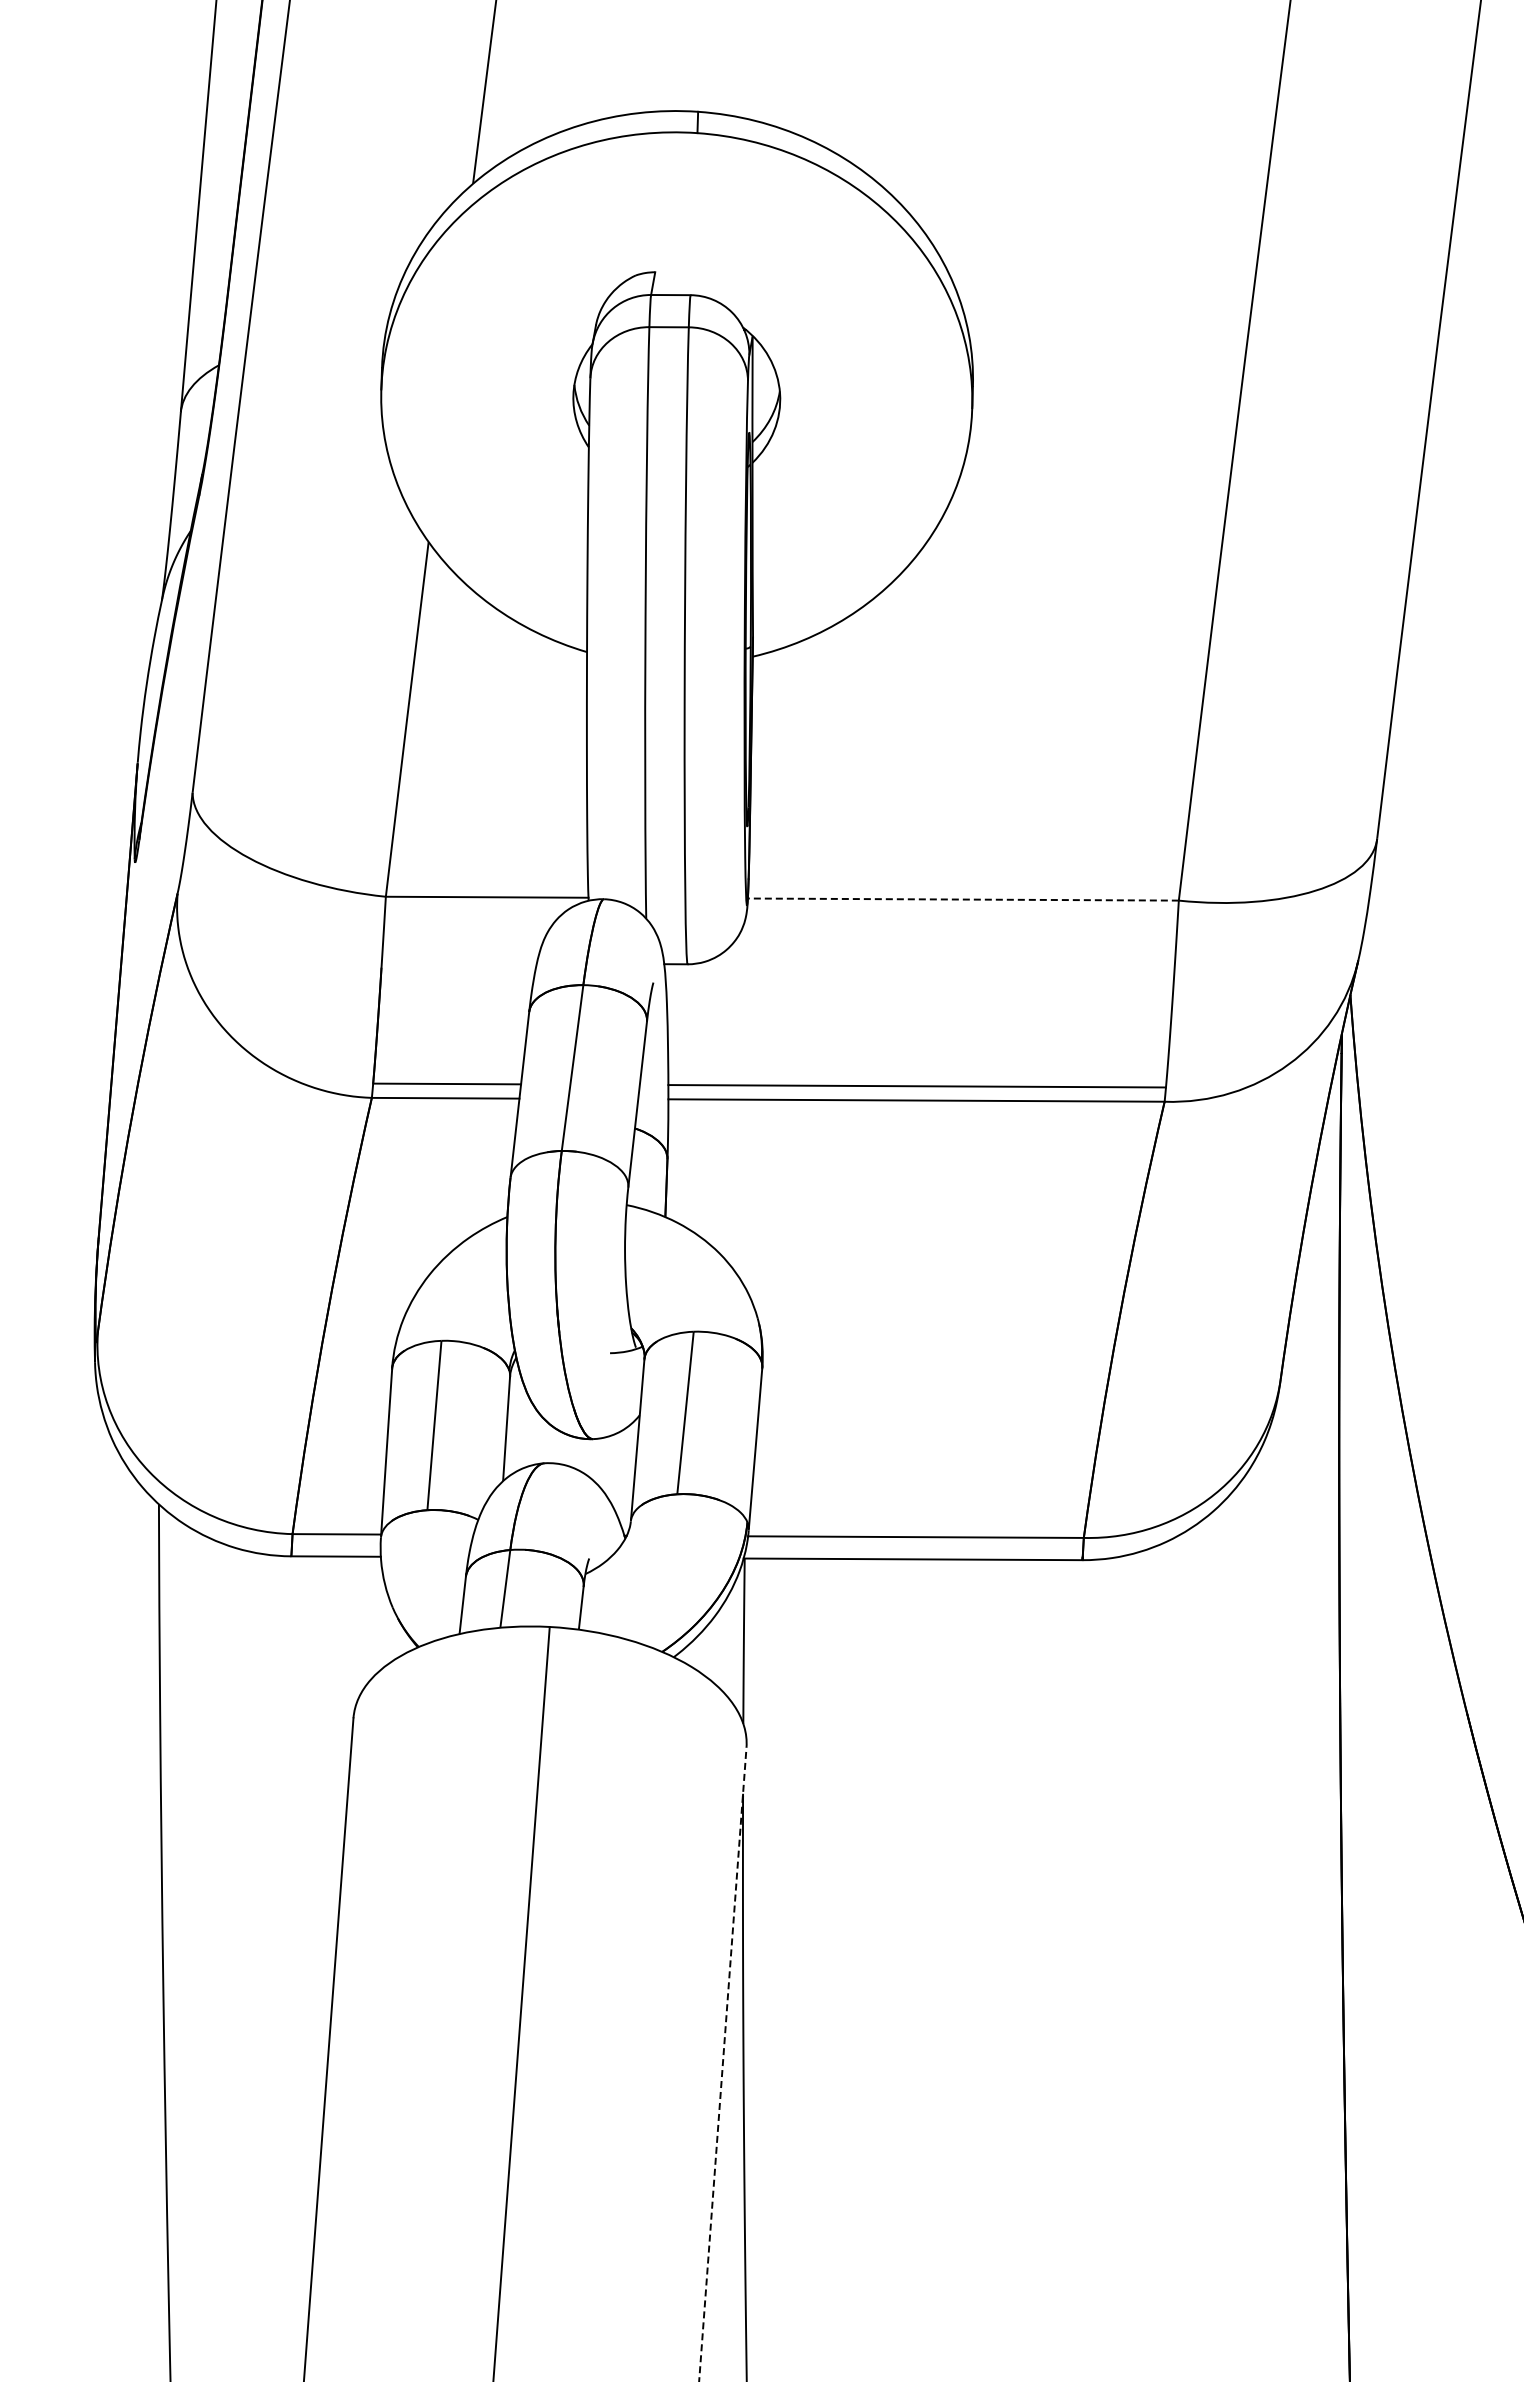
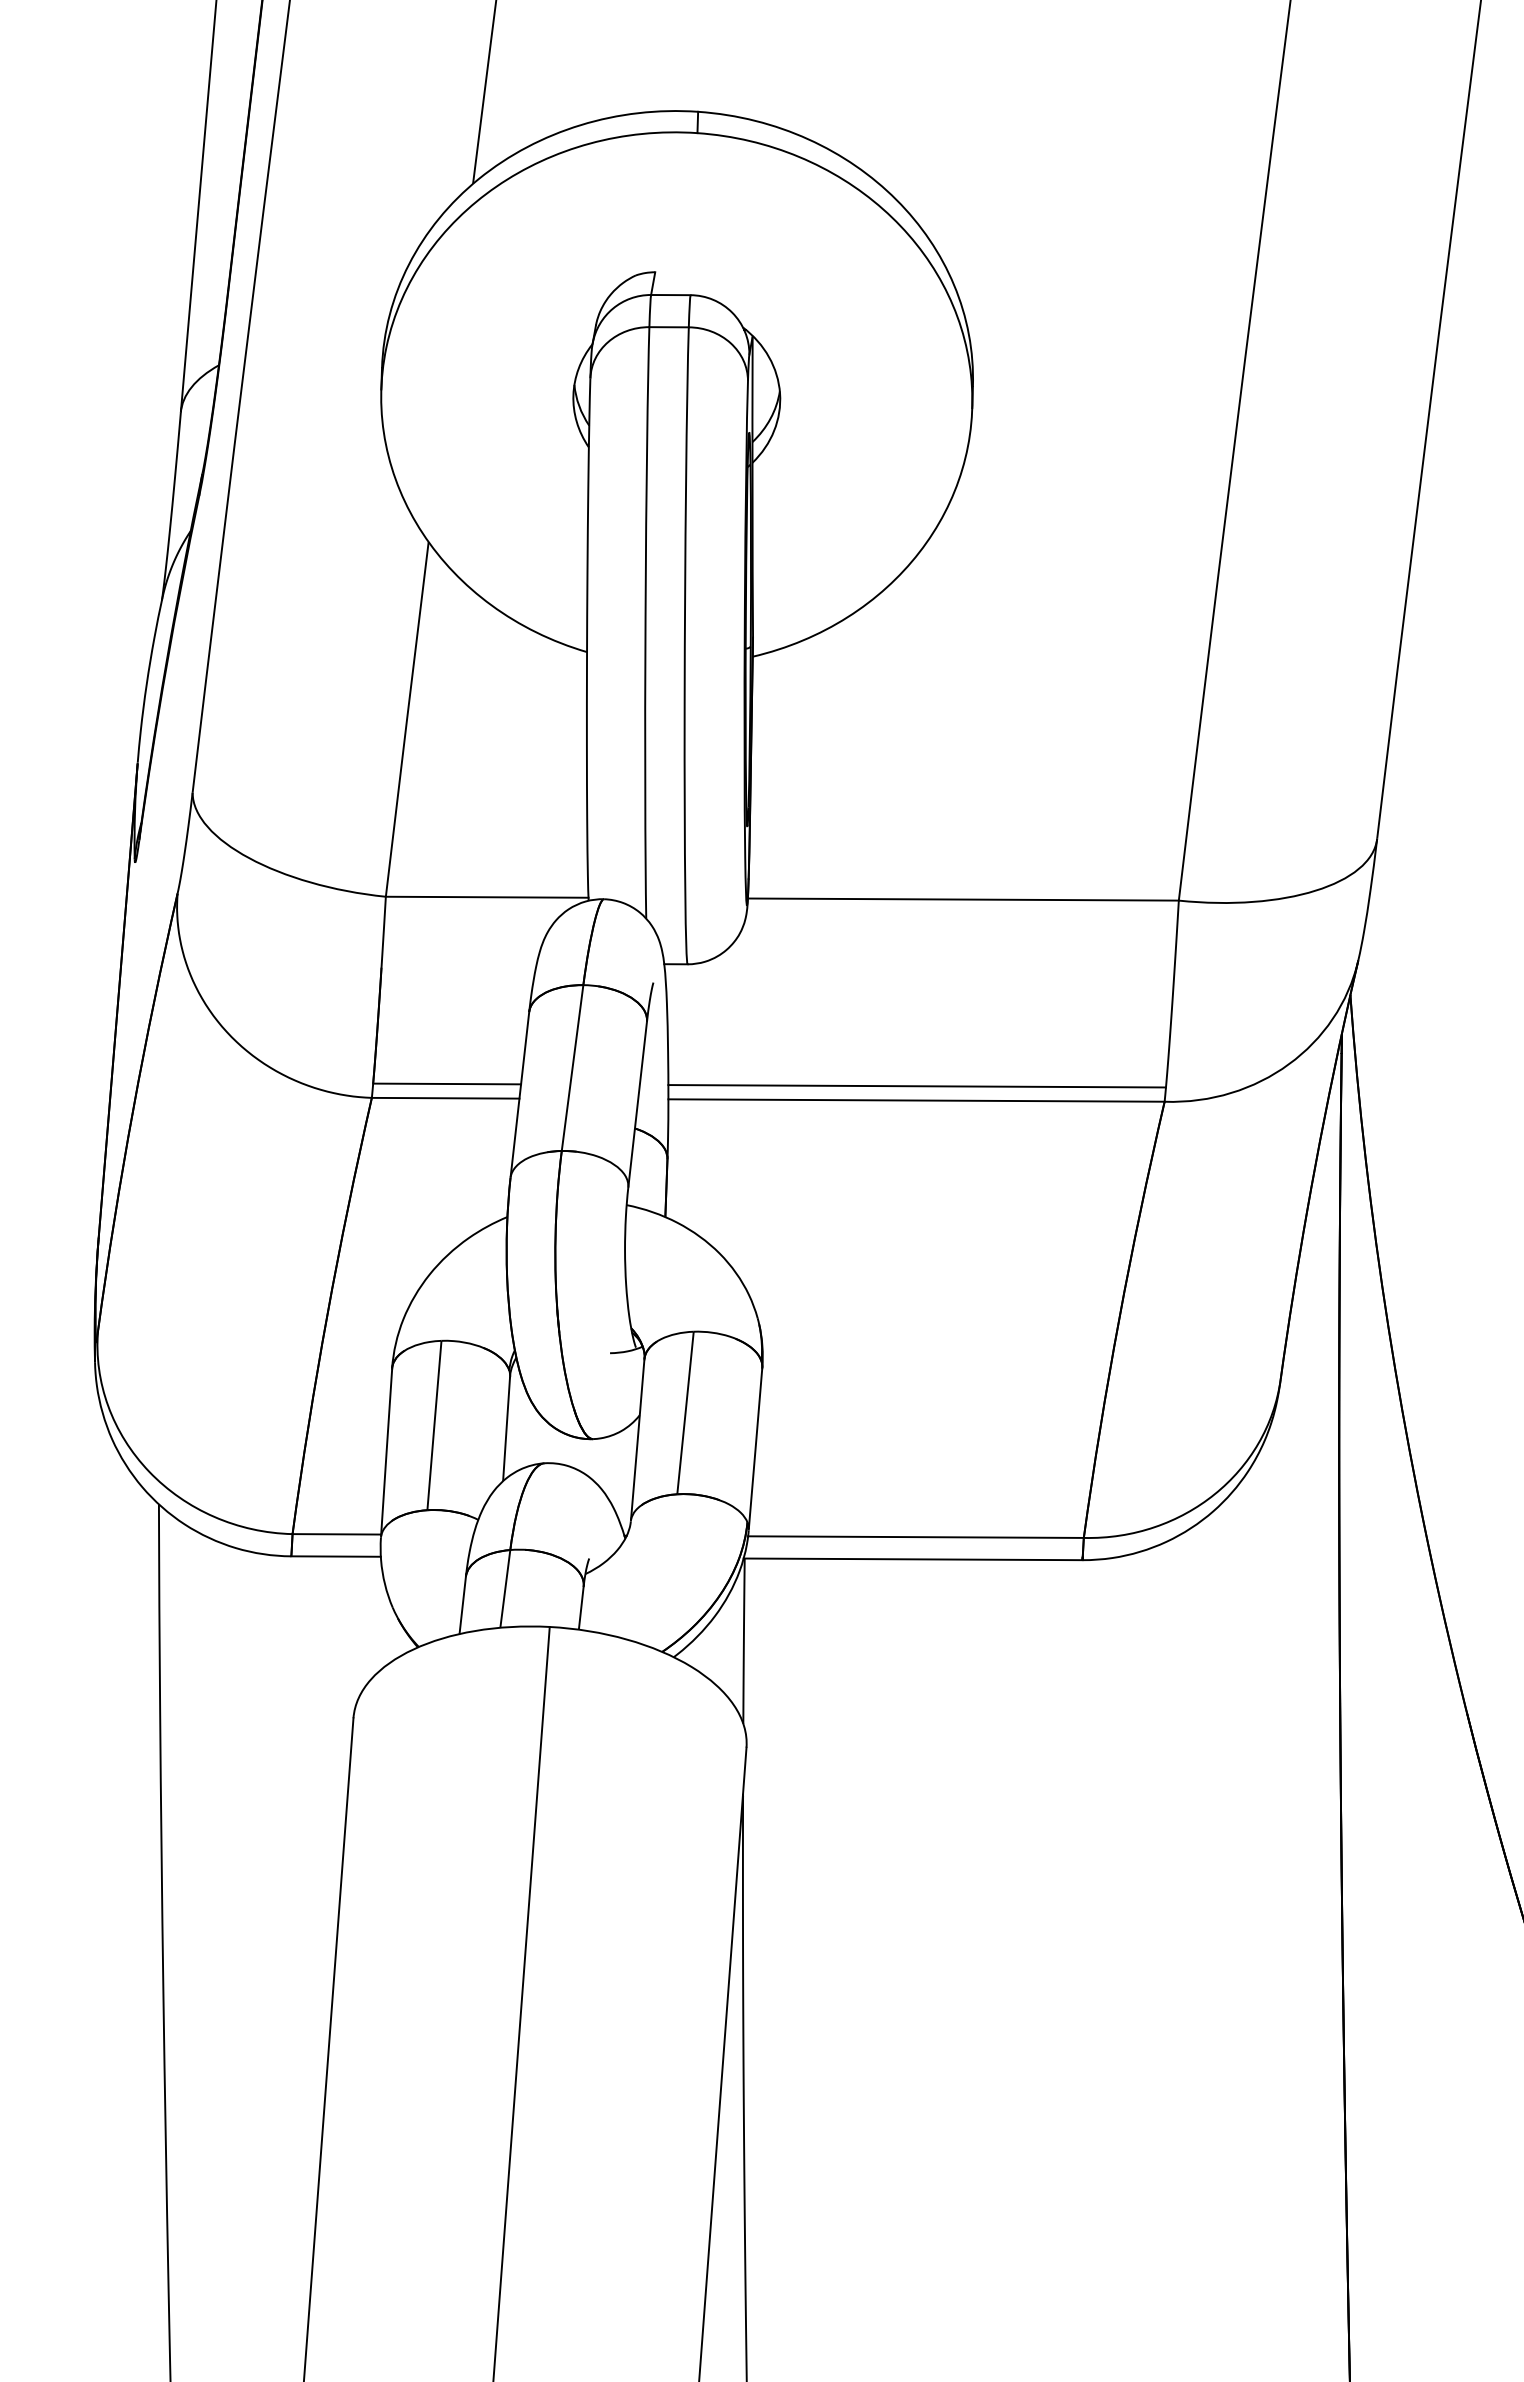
line: dashed -> solid (962, 899)
line: dashed -> solid (722, 2064)
